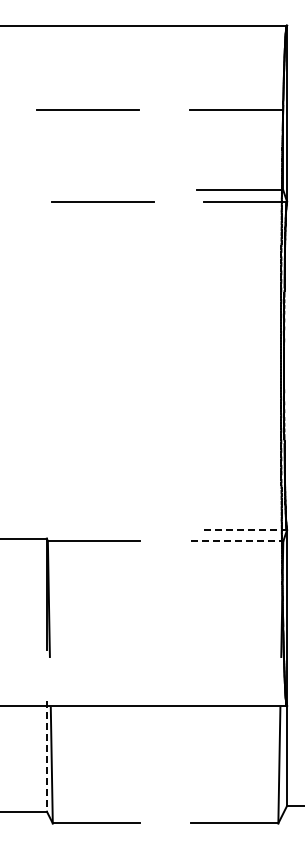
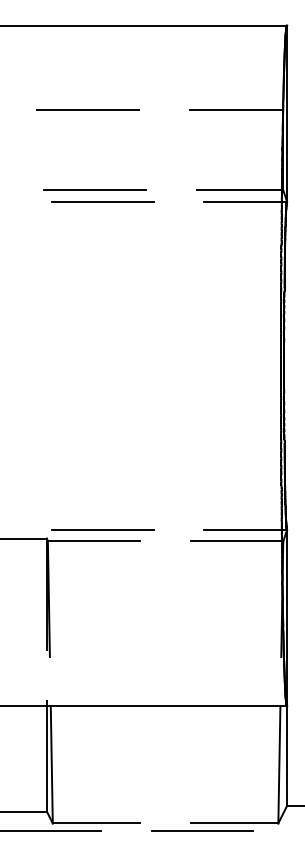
line: none -> present (94, 189)
line: none -> present (102, 529)
line: dashed -> solid (246, 529)
line: dashed -> solid (237, 541)
line: dashed -> solid (46, 756)
line: none -> present (51, 831)
line: none -> present (202, 831)
